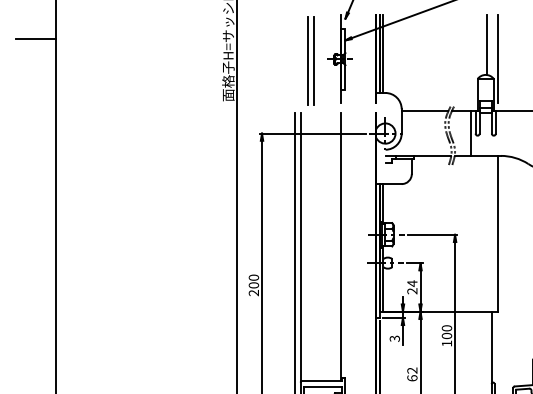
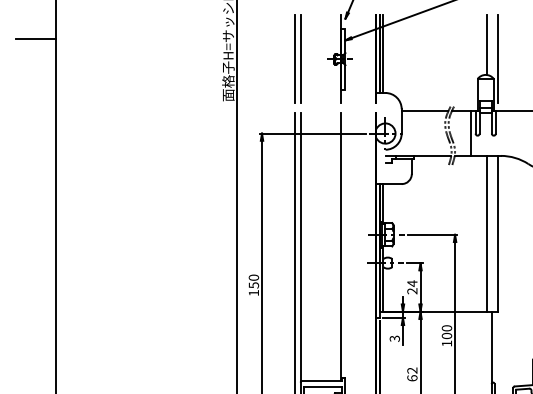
part position: (310, 60) -> (297, 58) (297, 58)
line: none -> present (487, 233)
text: 200 -> 150 (253, 289)
